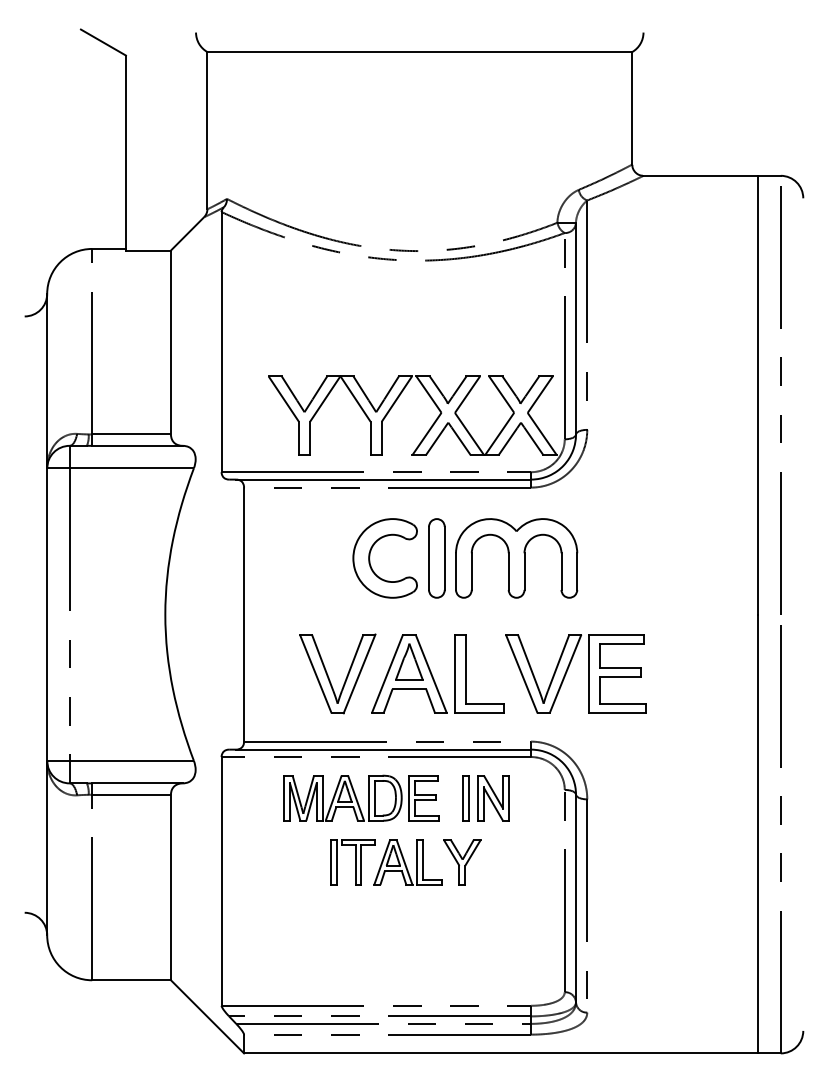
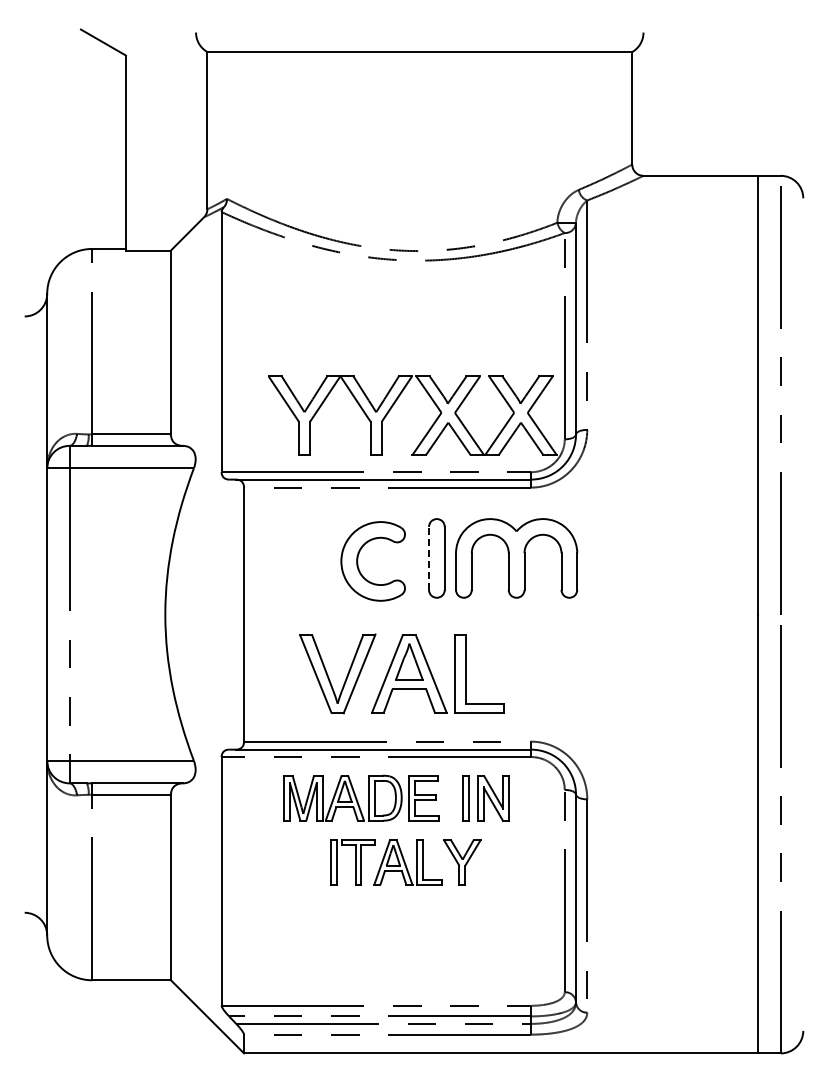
part position: (370, 557) -> (358, 560) (358, 560)
line: solid -> dashed (429, 558)
part: present -> none (568, 669)
